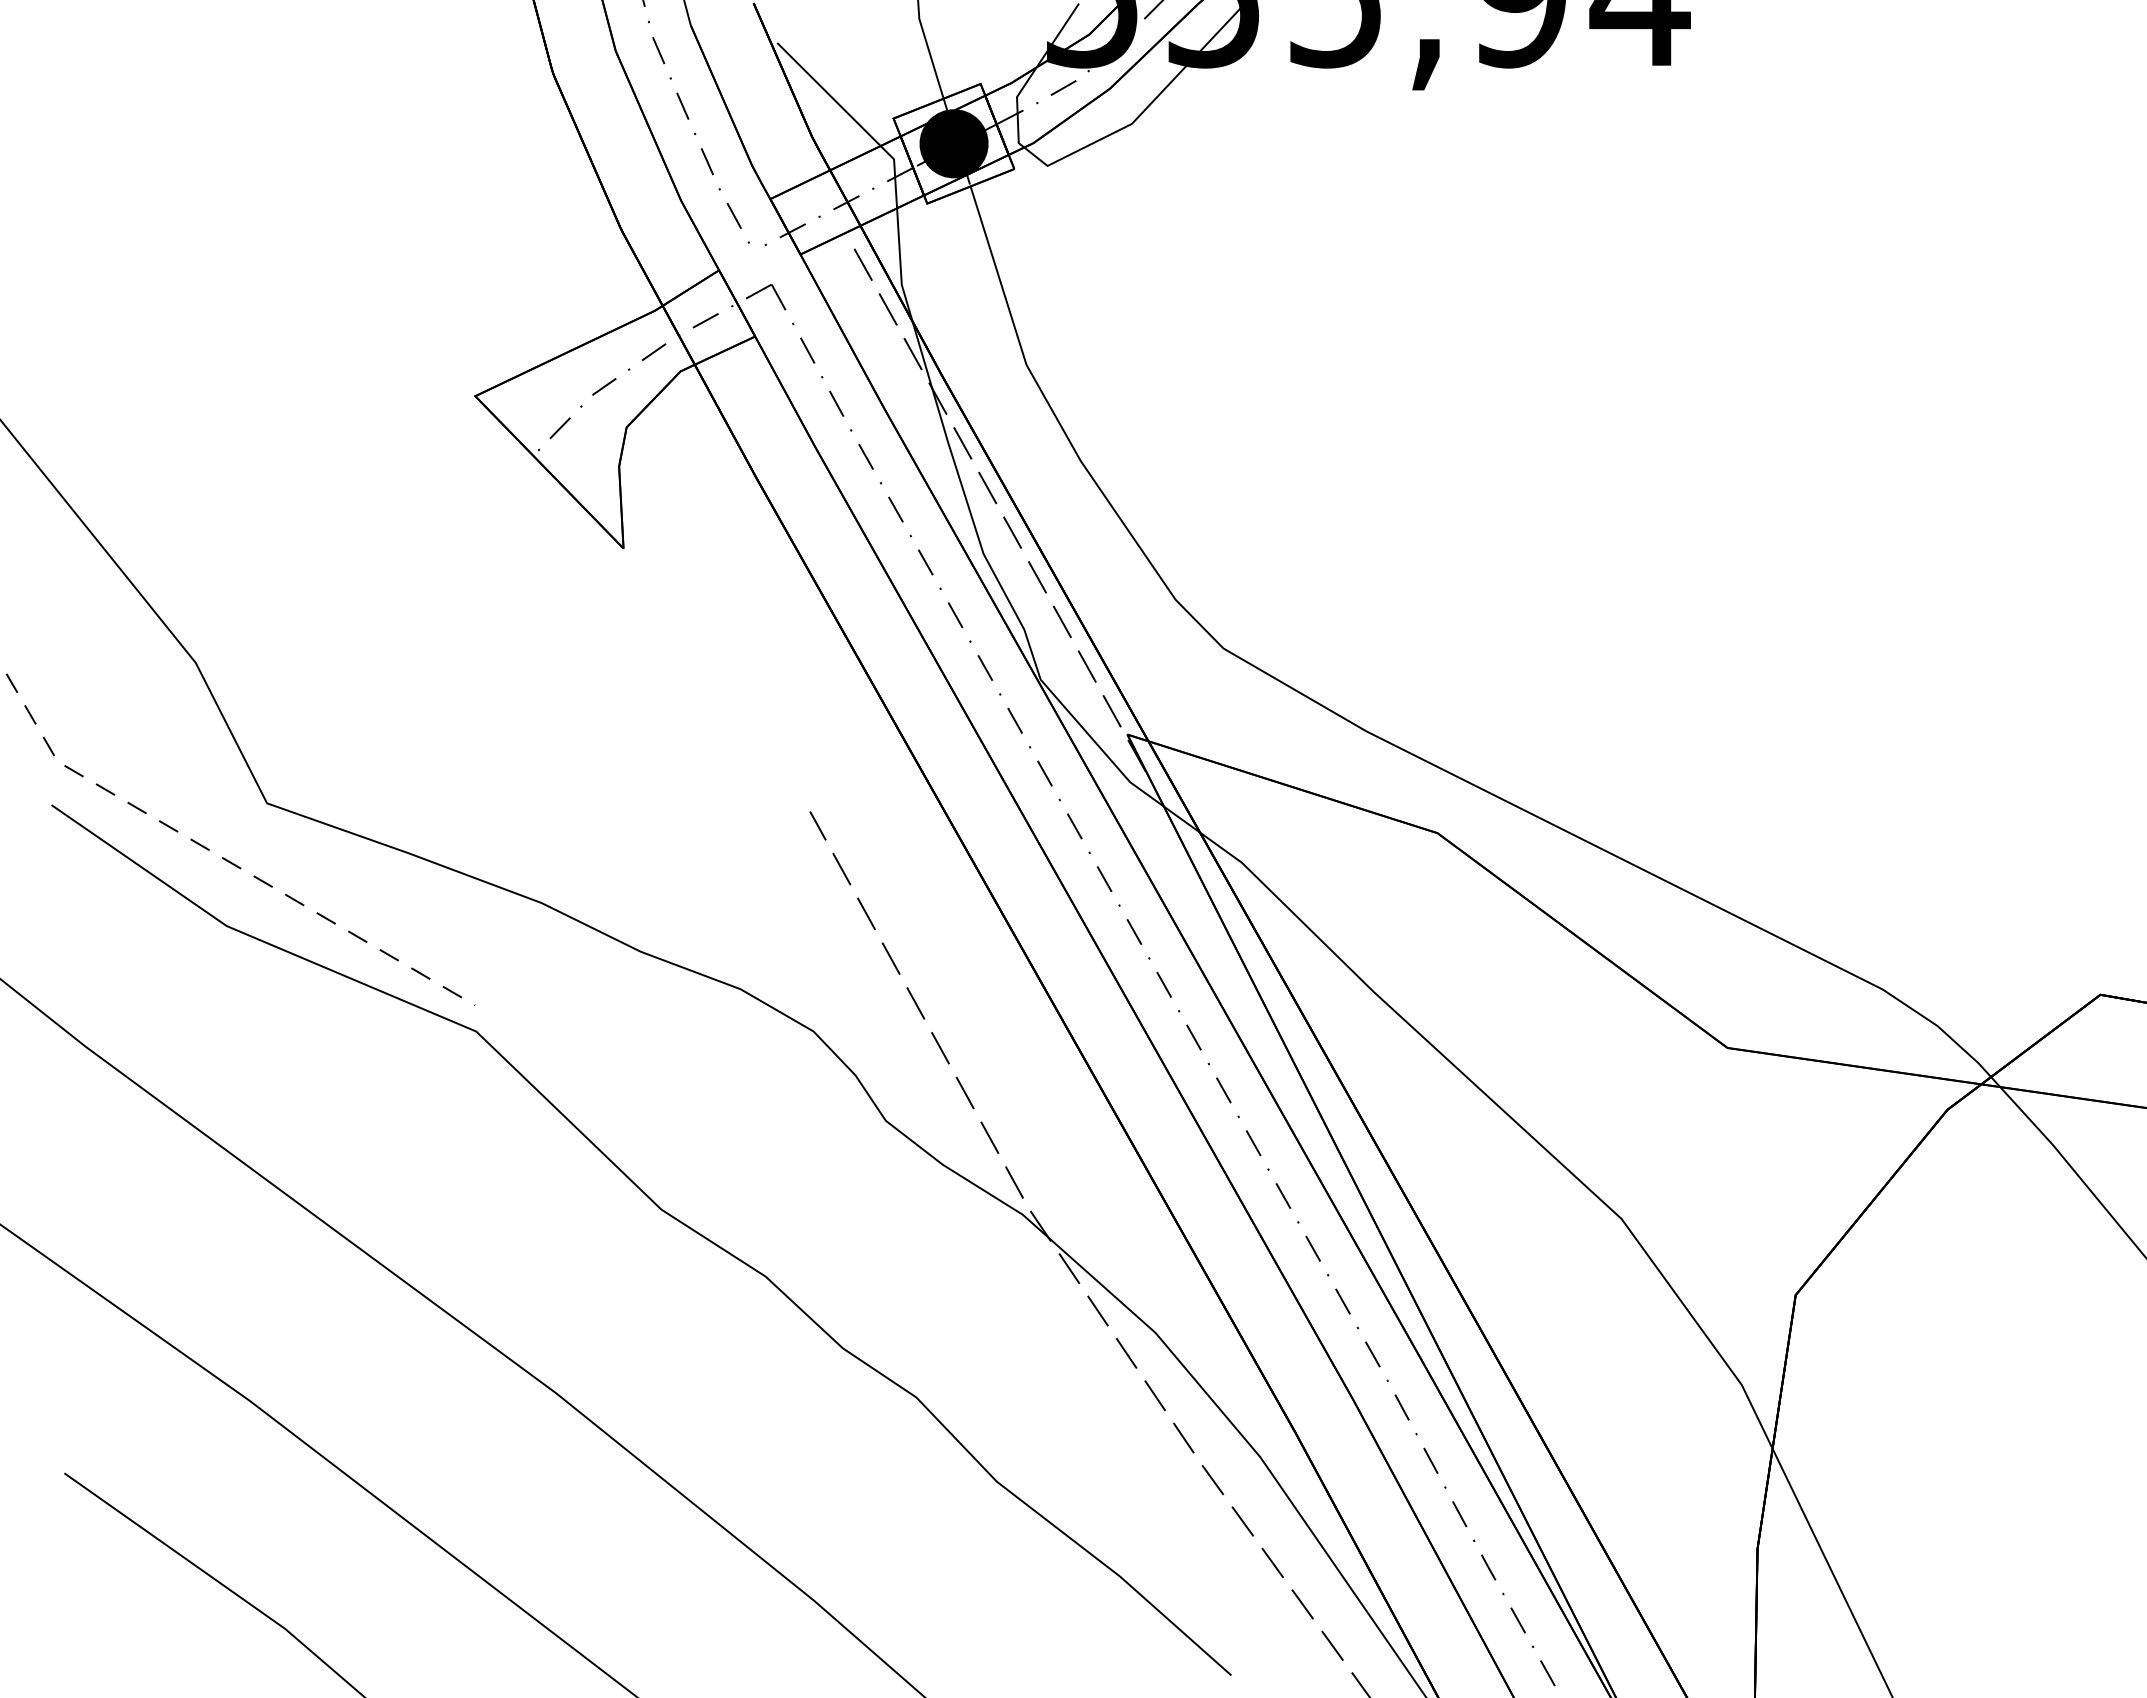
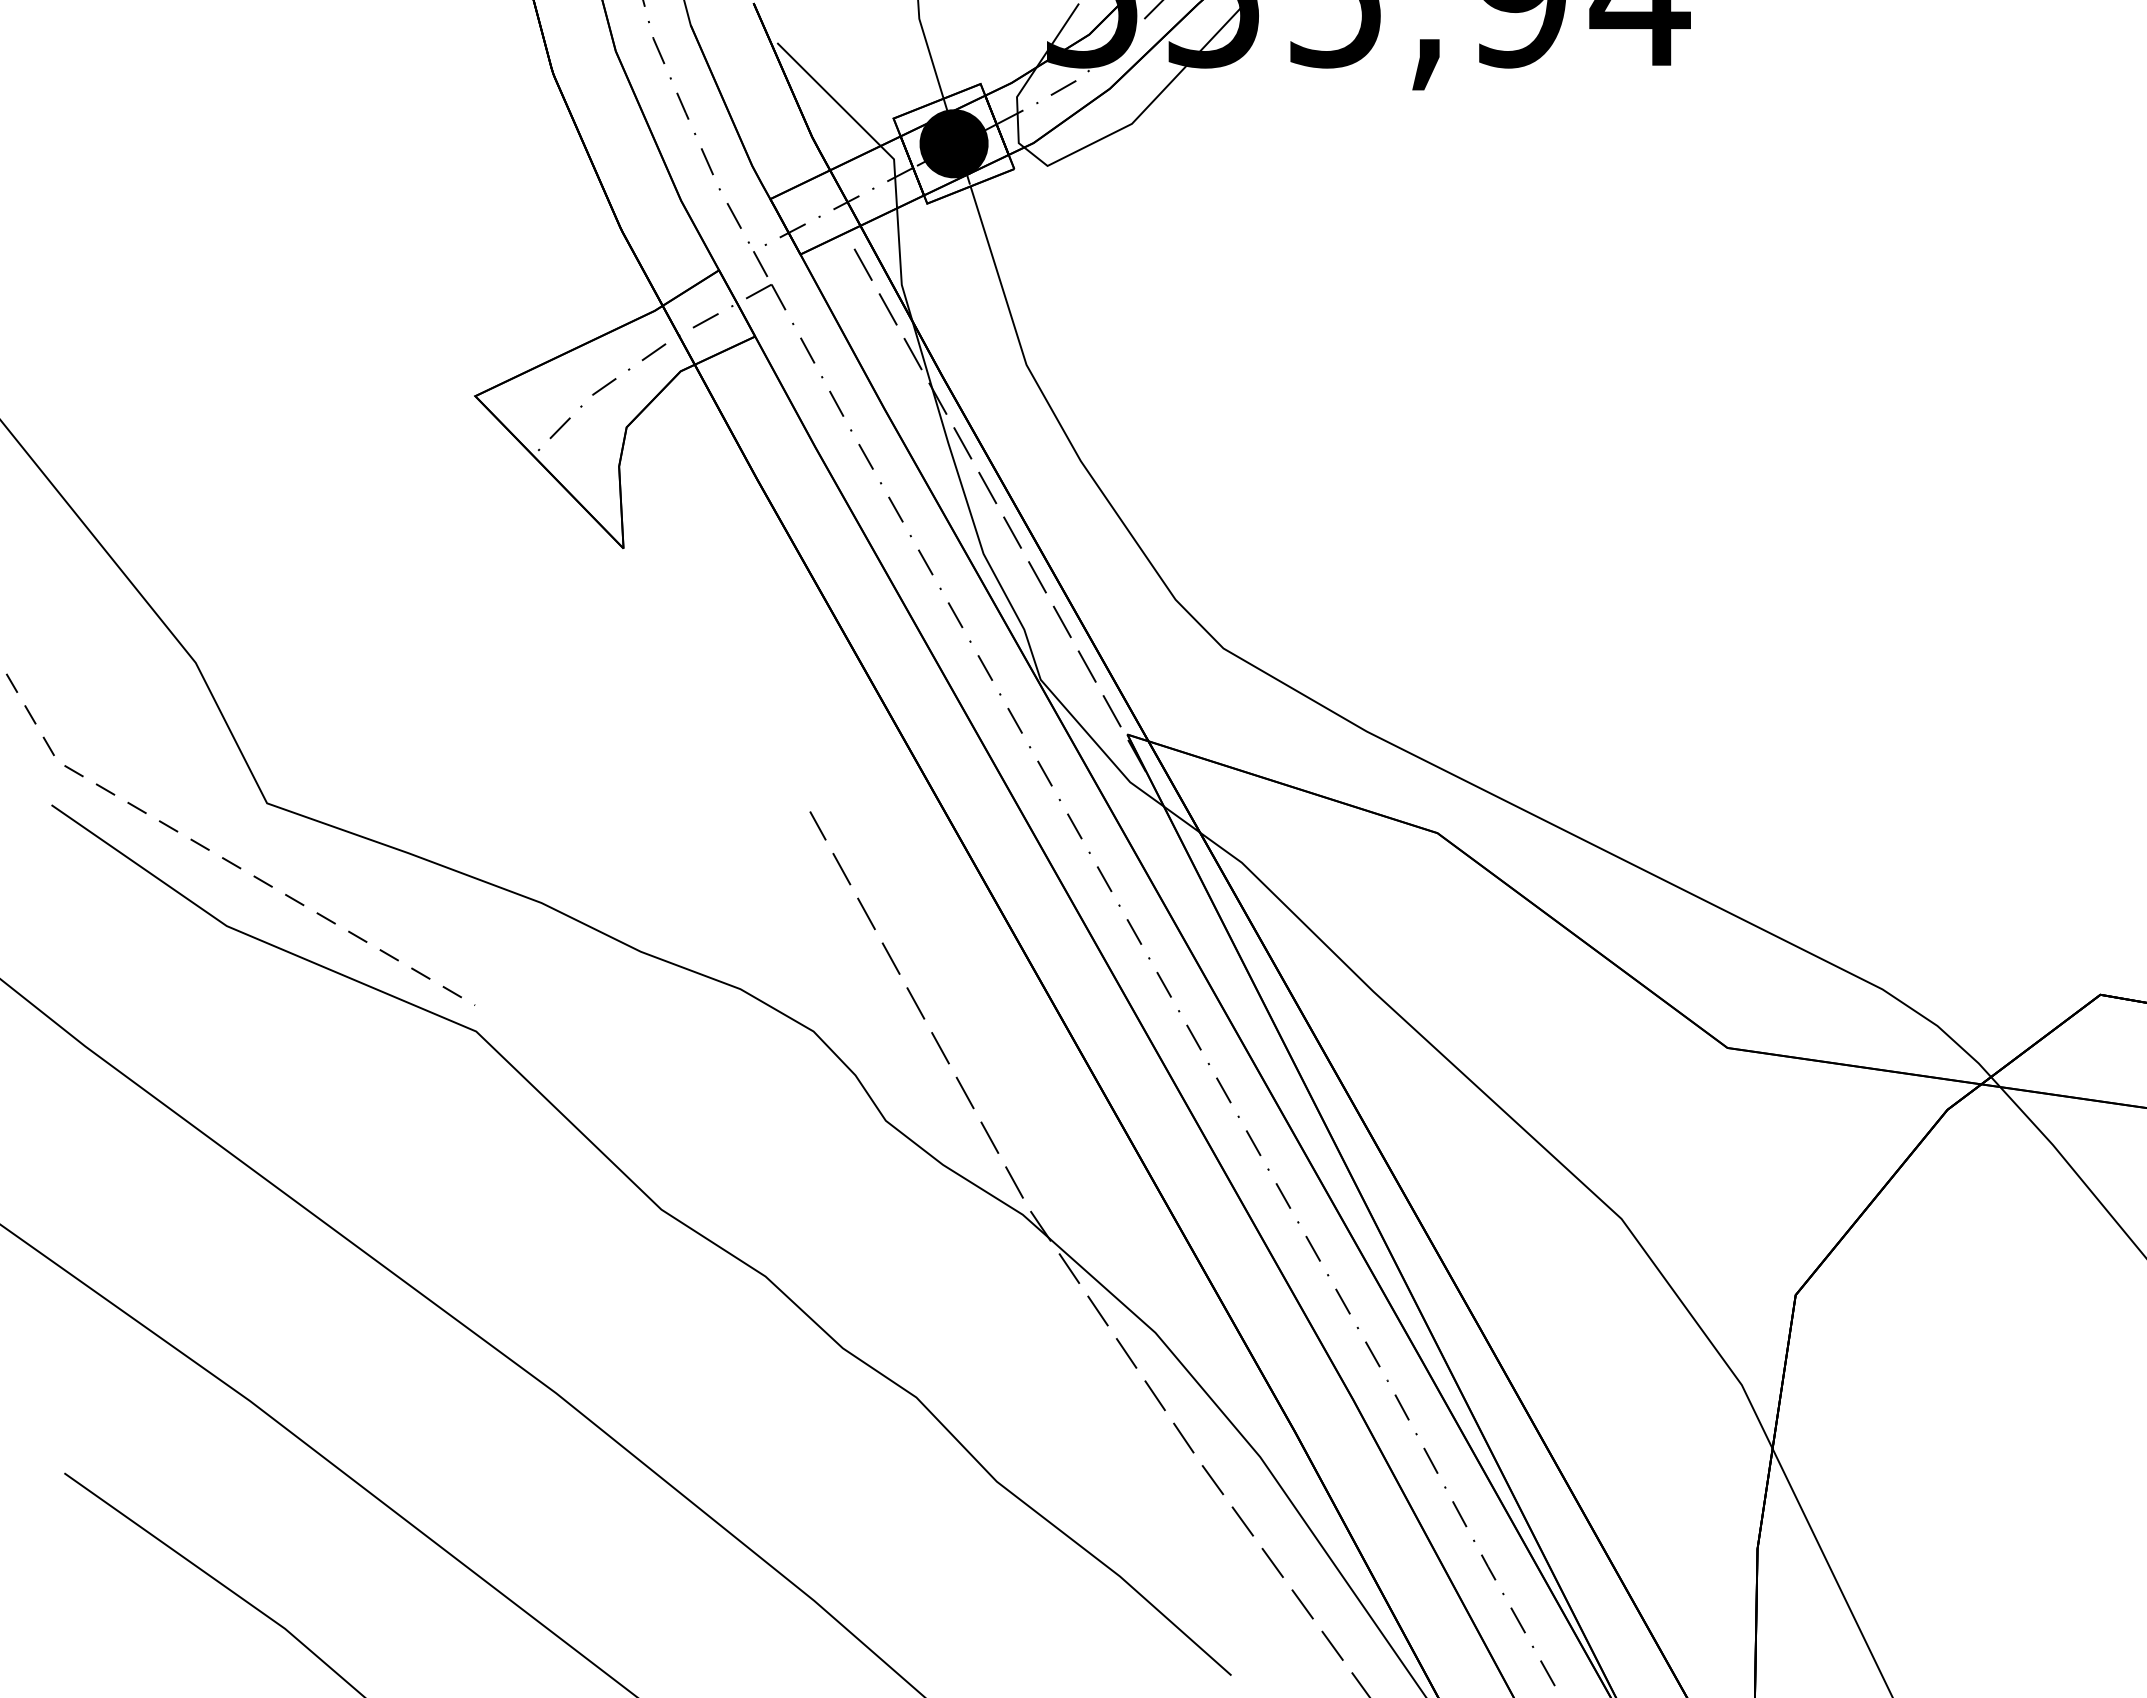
line: none -> present (760, 264)
